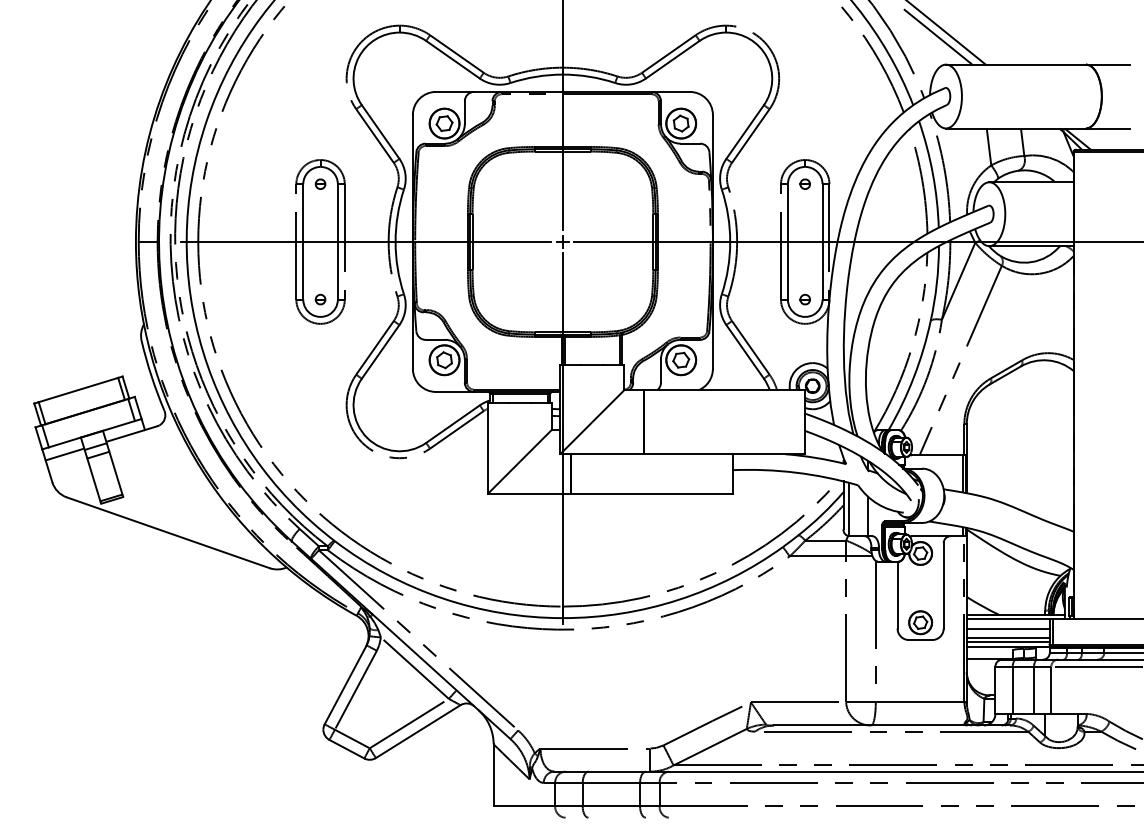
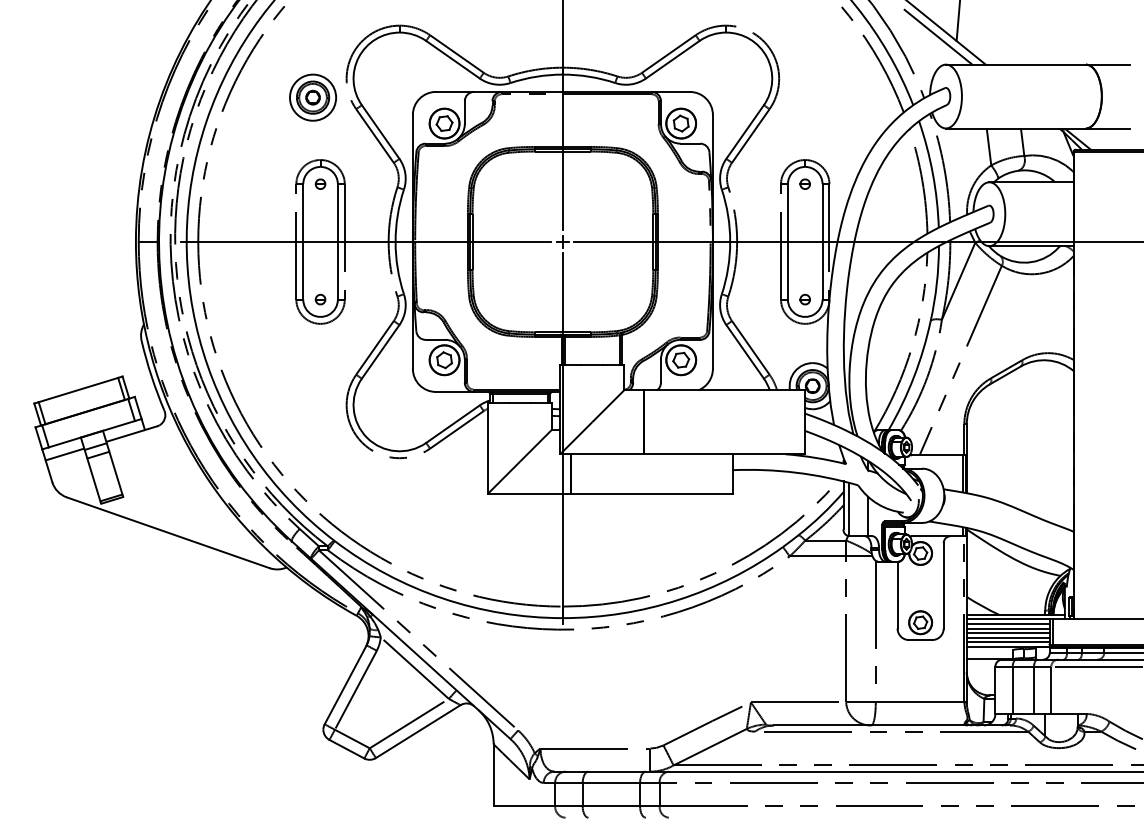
line: none -> present (957, 21)
part: none -> present (312, 97)
line: none -> present (1007, 624)
line: none -> present (1007, 633)
